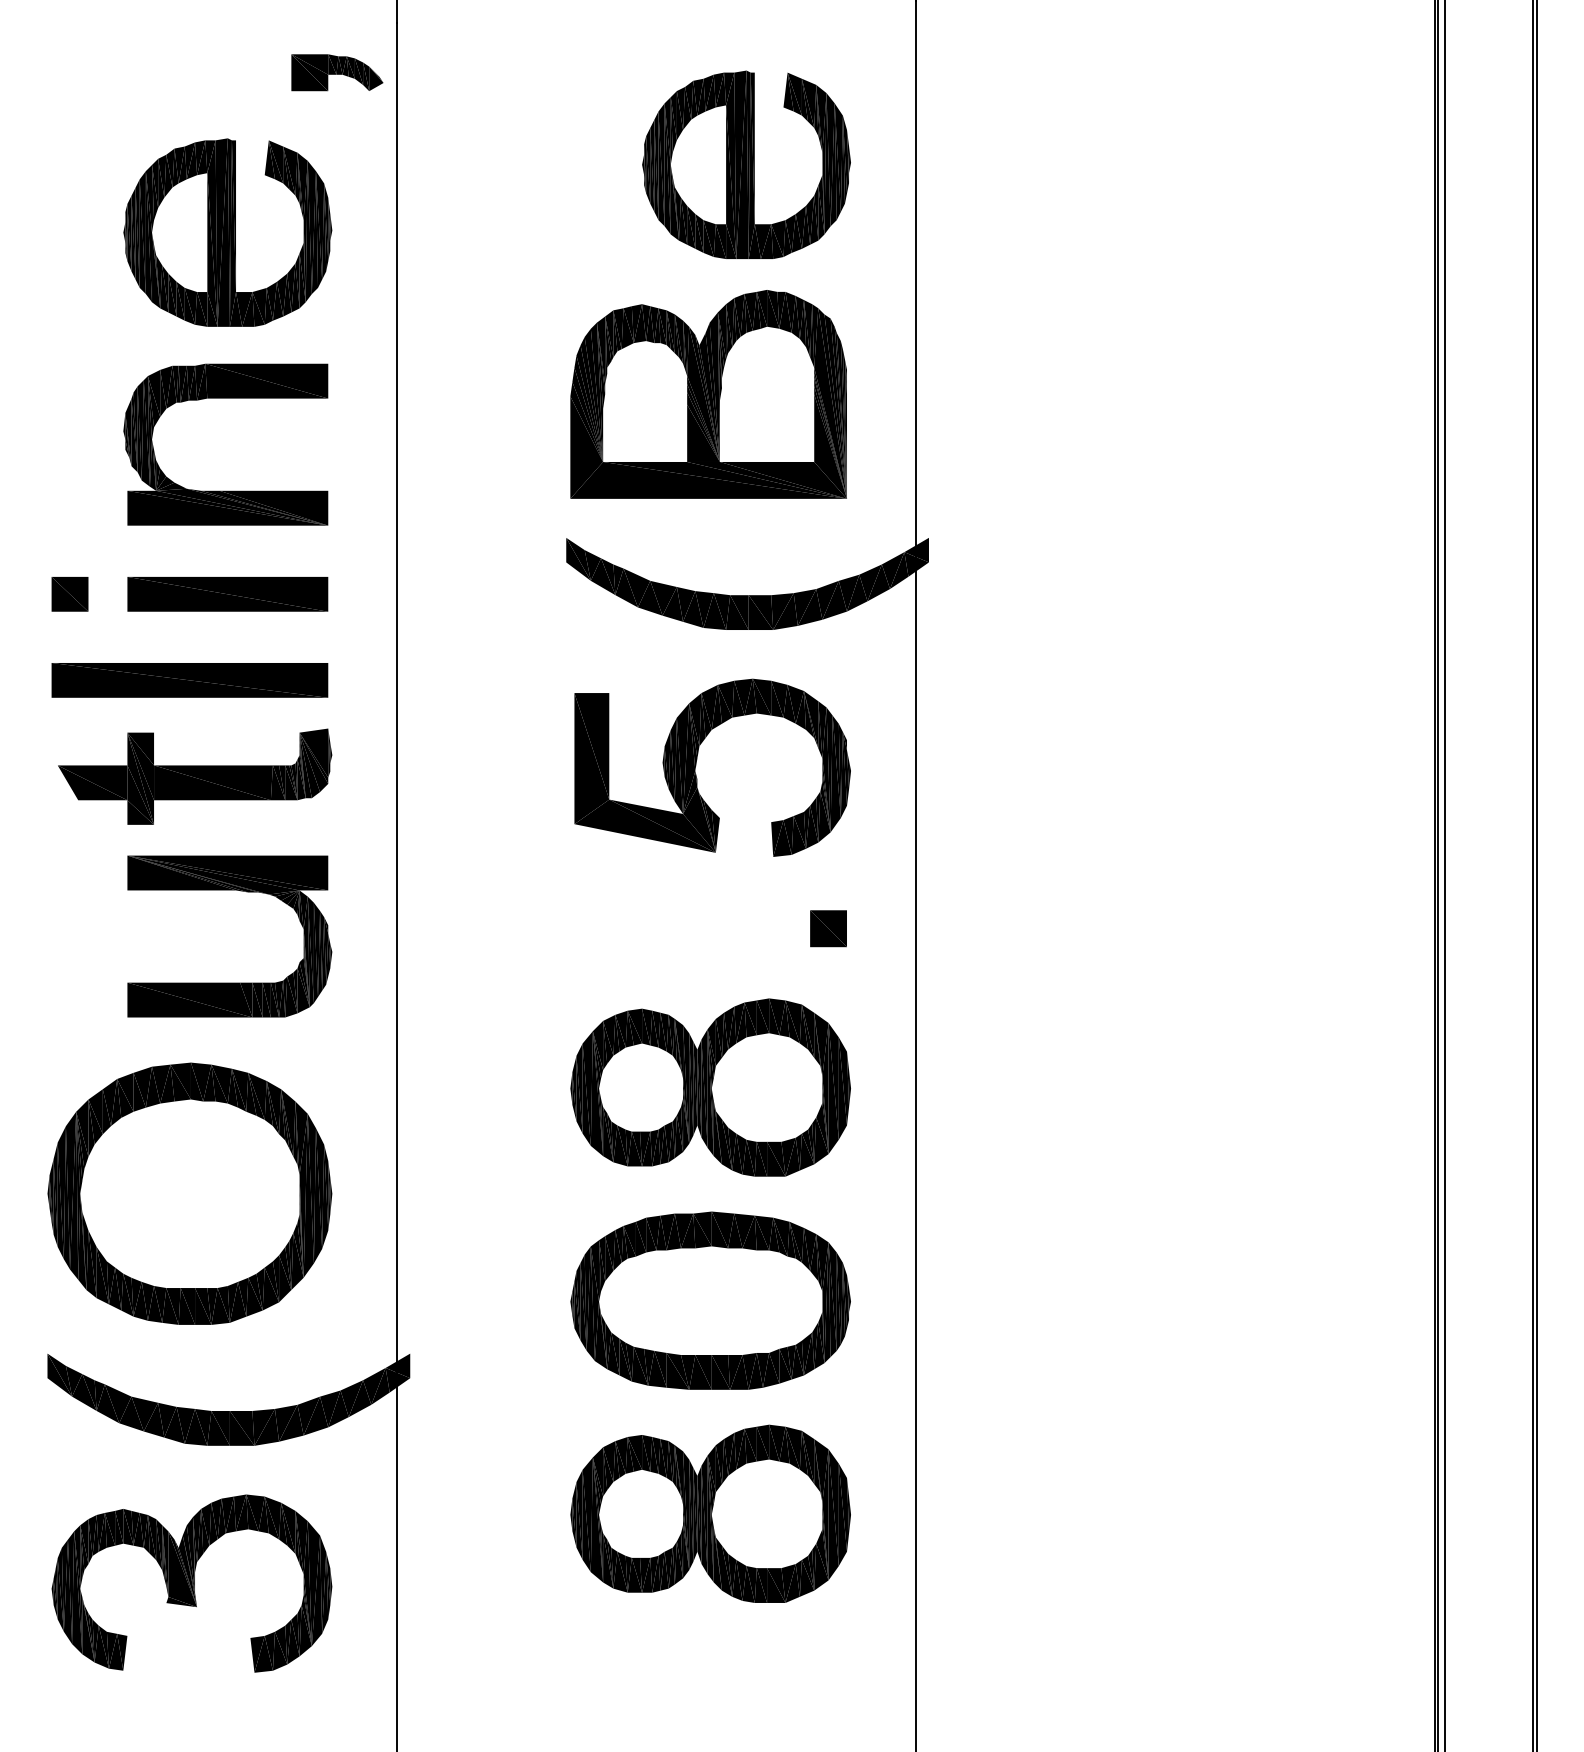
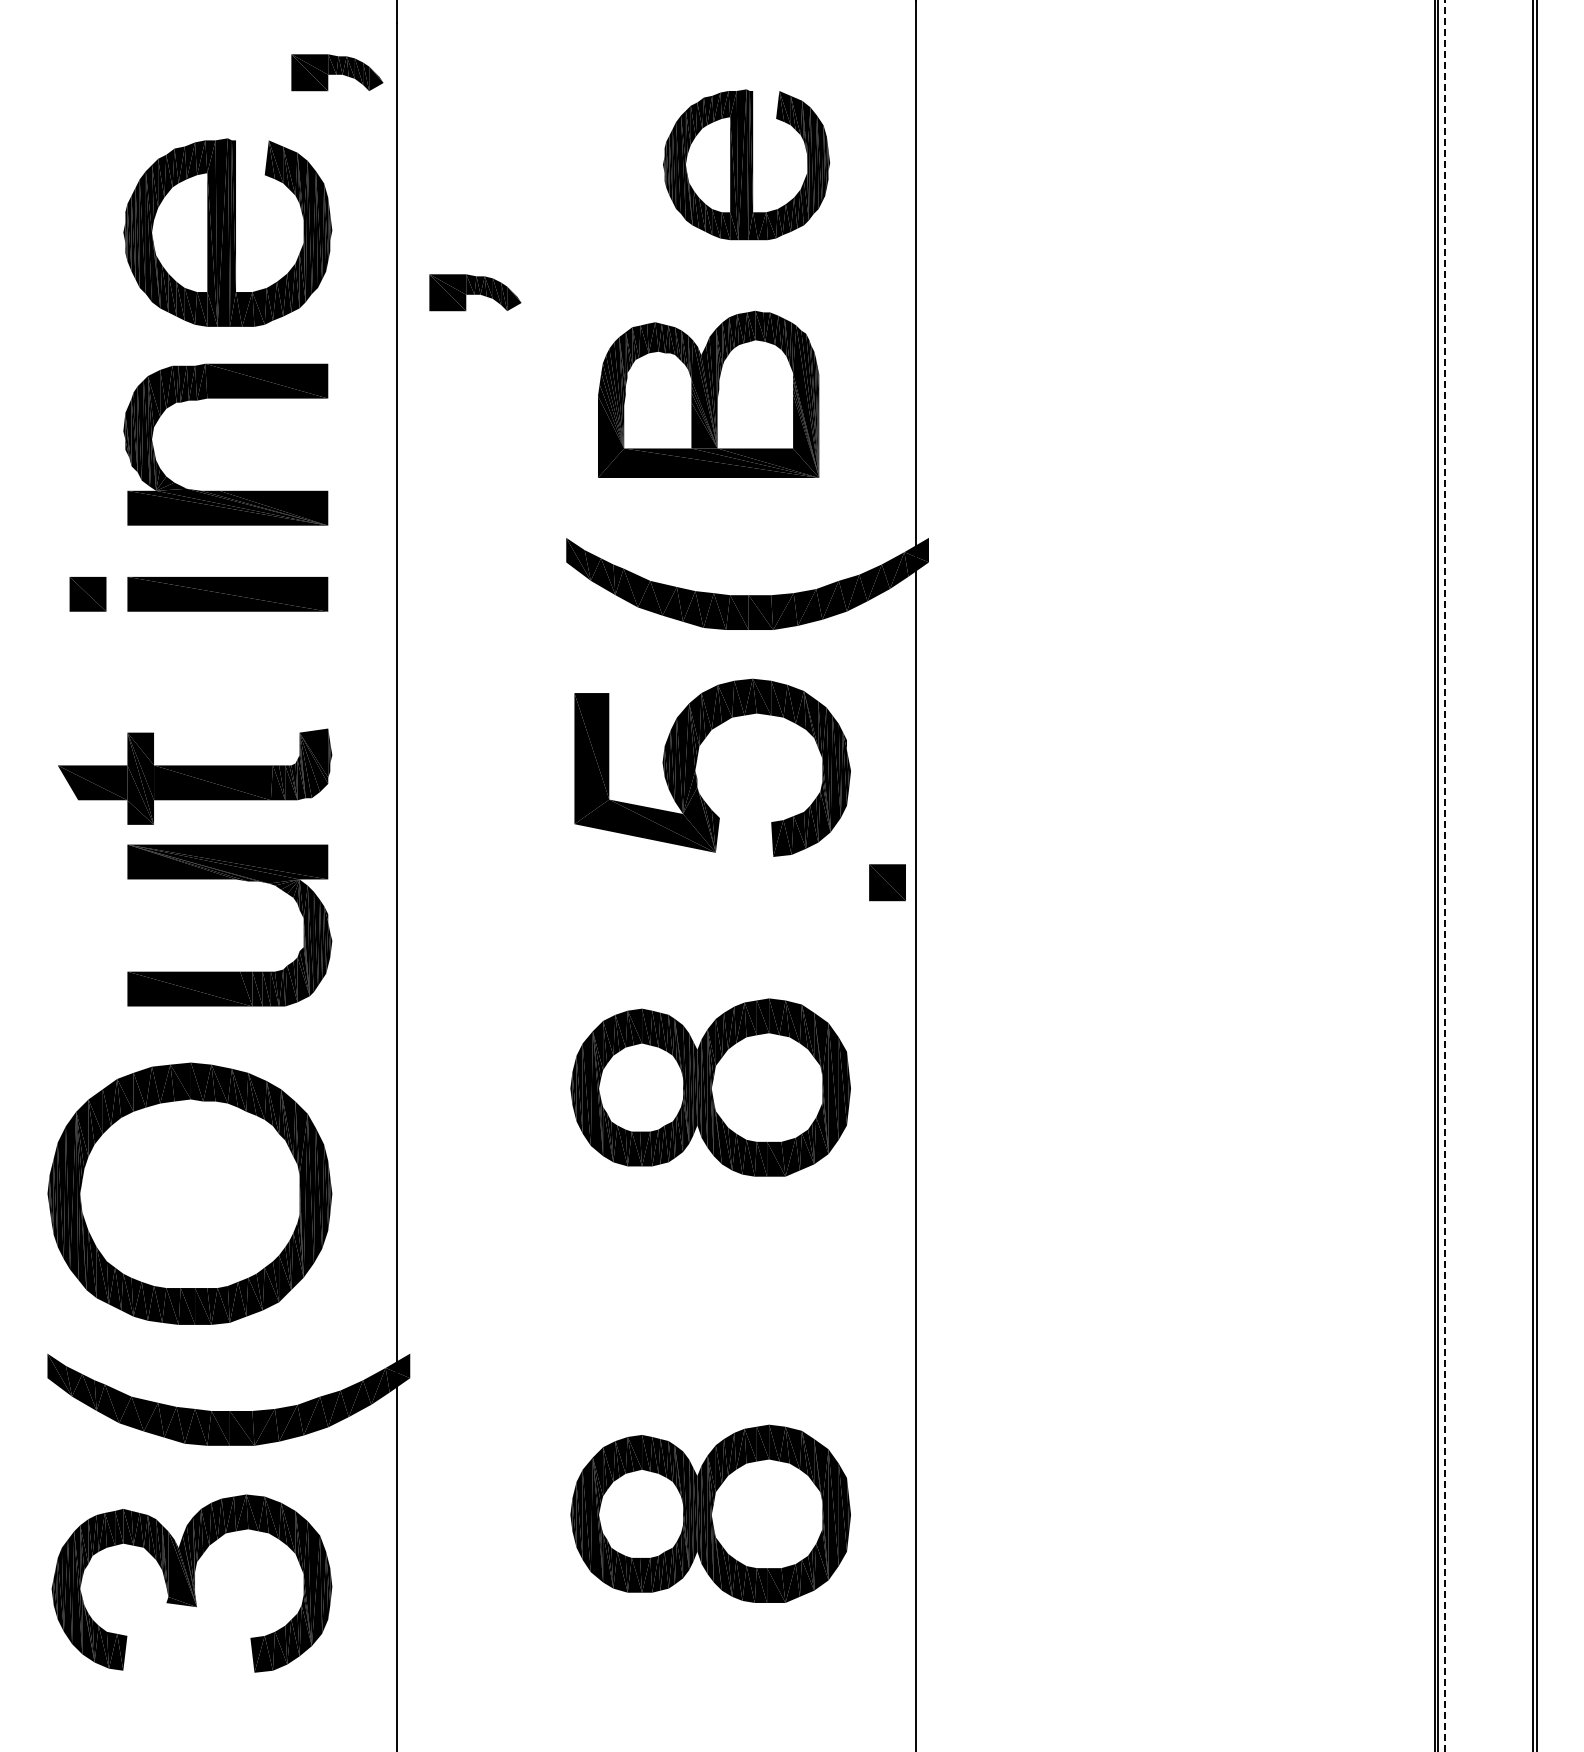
part size: 209x189 px -> 167x152 px (746, 164)
part: none -> present (475, 292)
part size: 277x209 px -> 222x168 px (708, 393)
part position: (69, 594) -> (87, 594) (87, 594)
part: present -> none (189, 680)
line: solid -> dashed (1445, 875)
part position: (229, 890) -> (229, 879) (229, 879)
part position: (828, 928) -> (887, 882) (887, 882)
part: present -> none (710, 1300)
